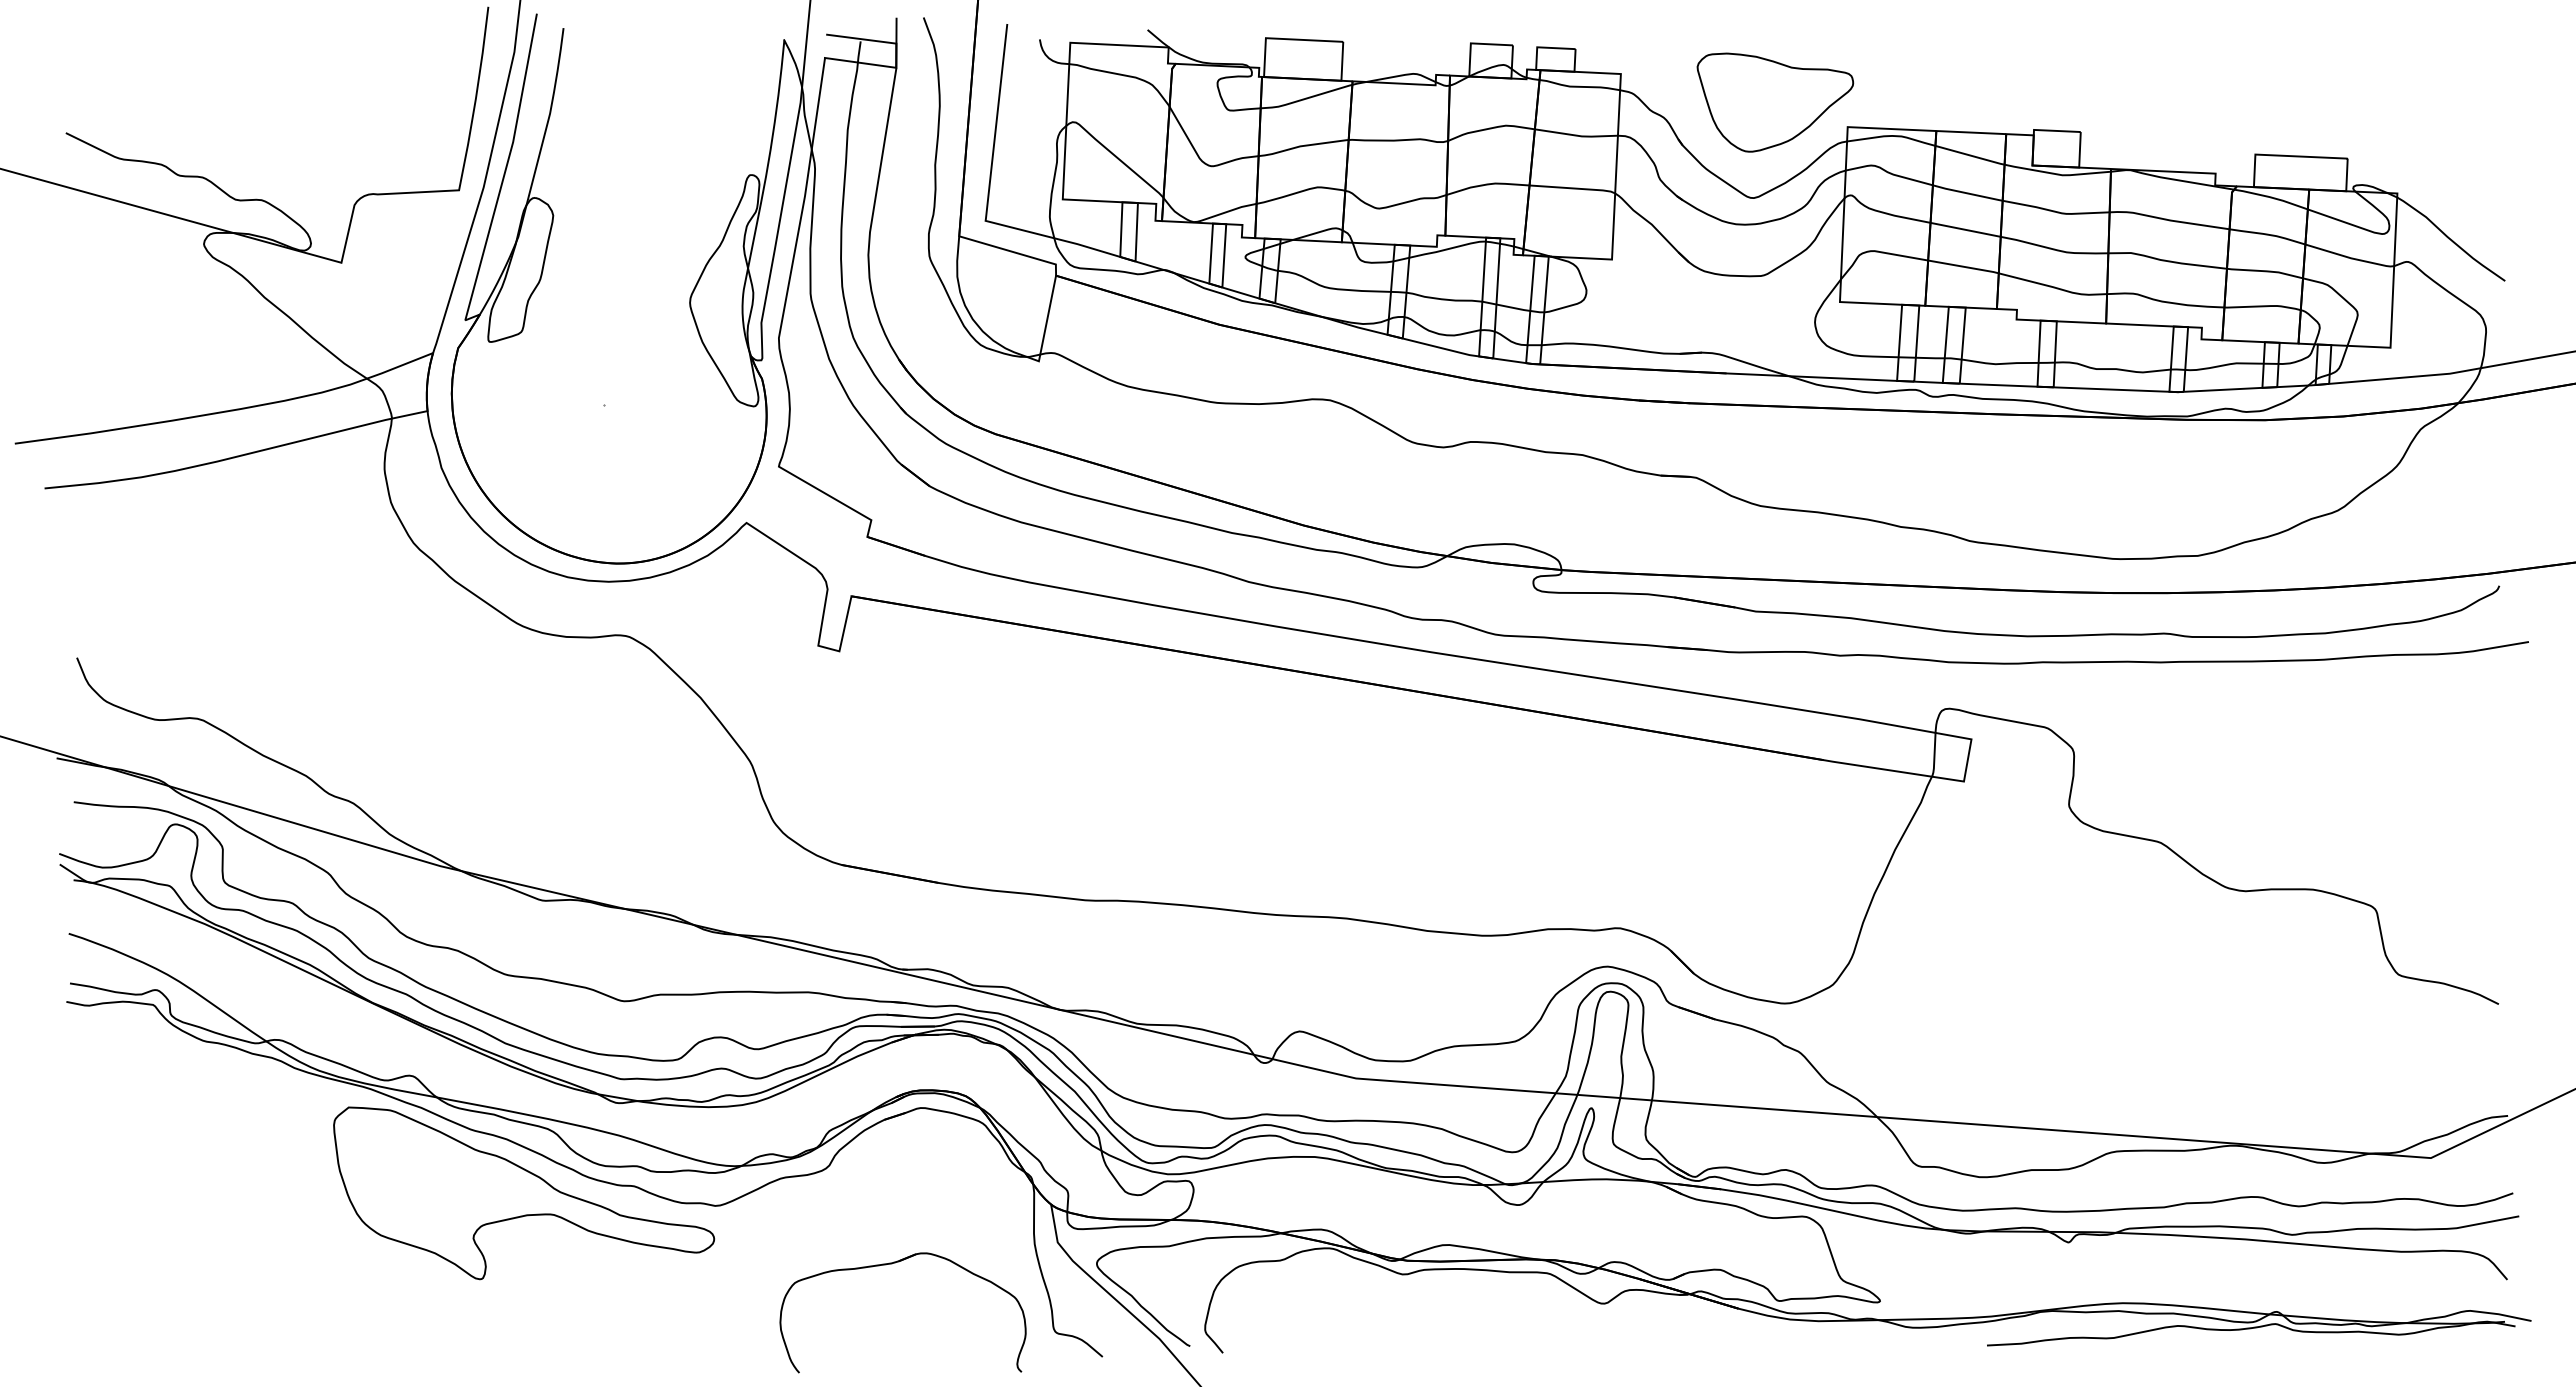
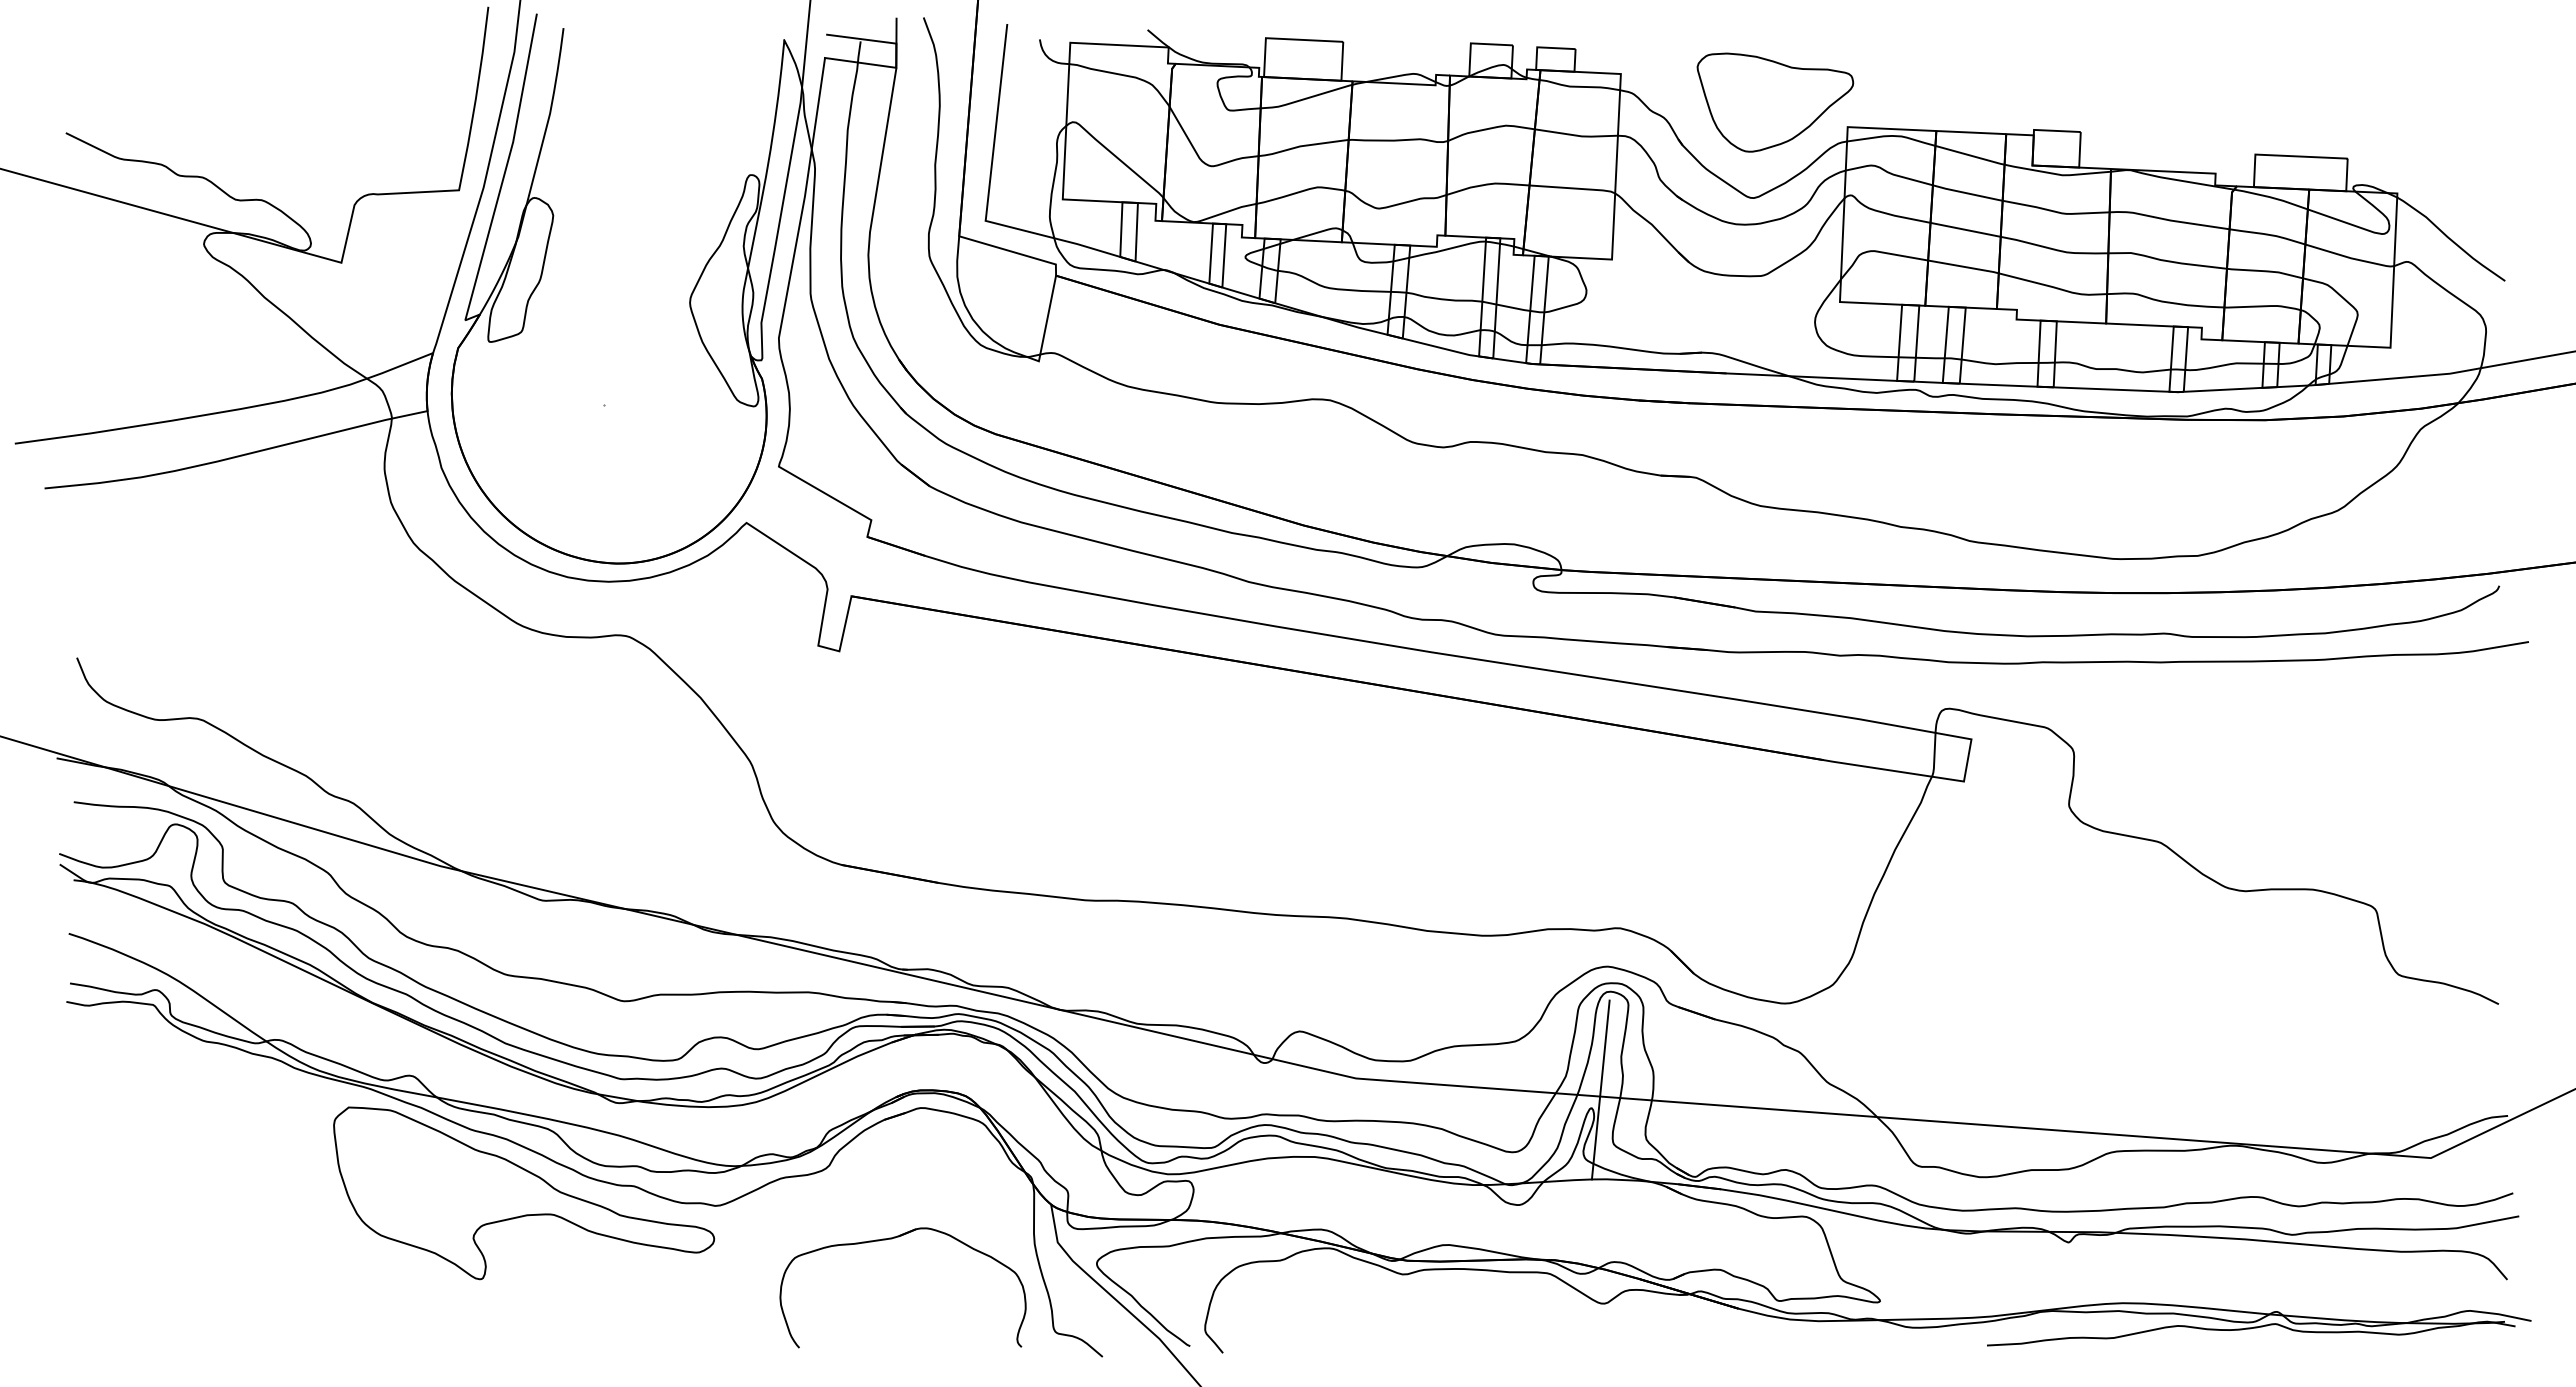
line: none -> present (1600, 1089)
part position: (892, 1264) -> (892, 1239) (892, 1239)
